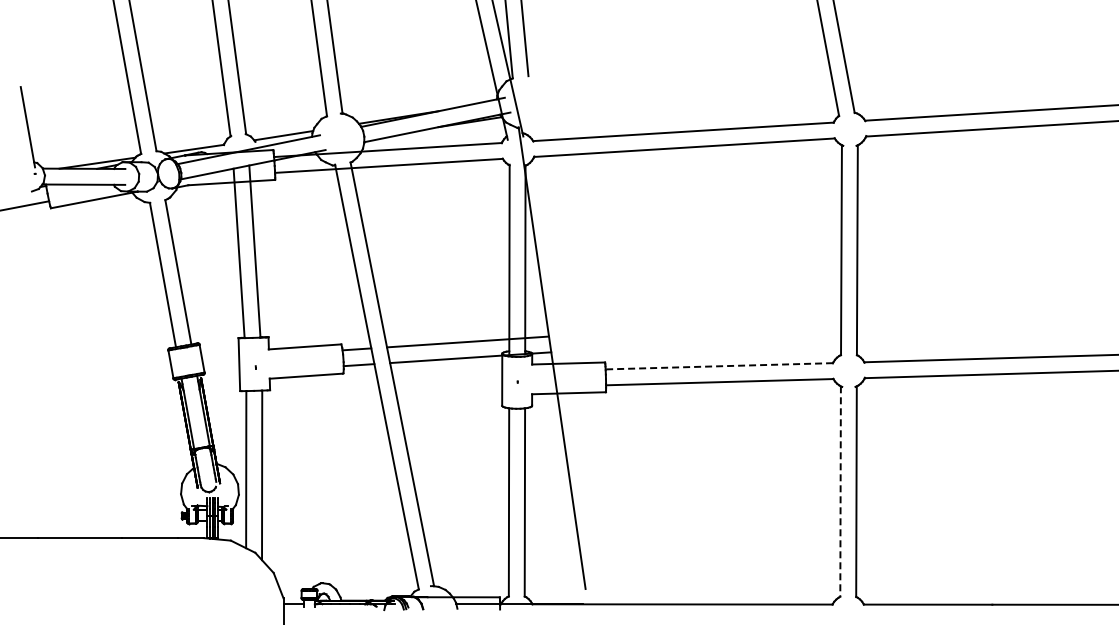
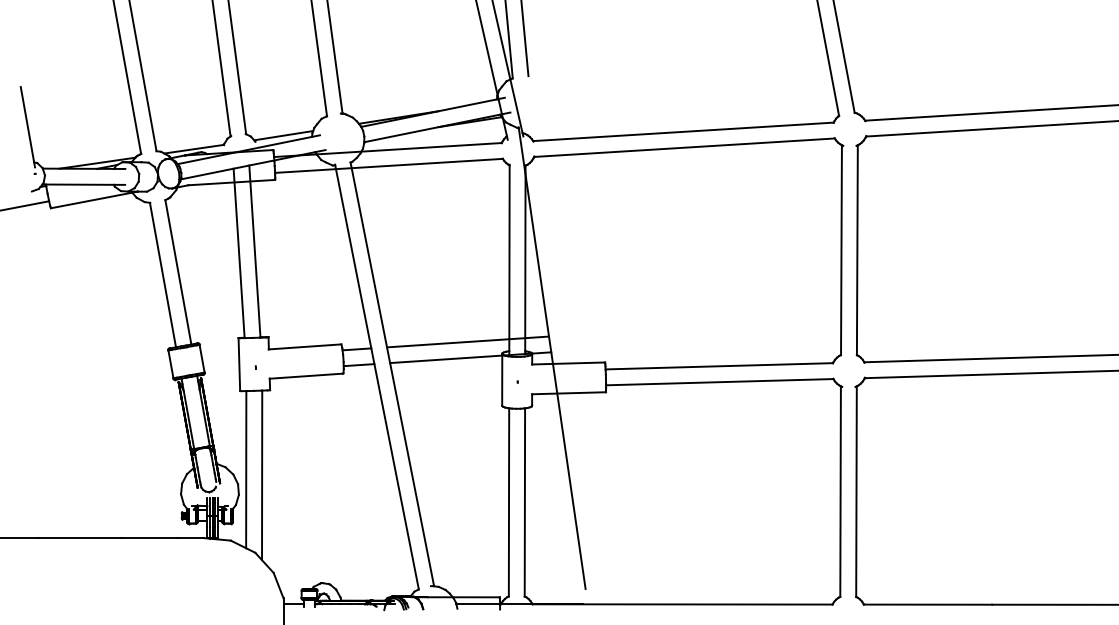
line: dashed -> solid (719, 366)
line: dashed -> solid (840, 492)
